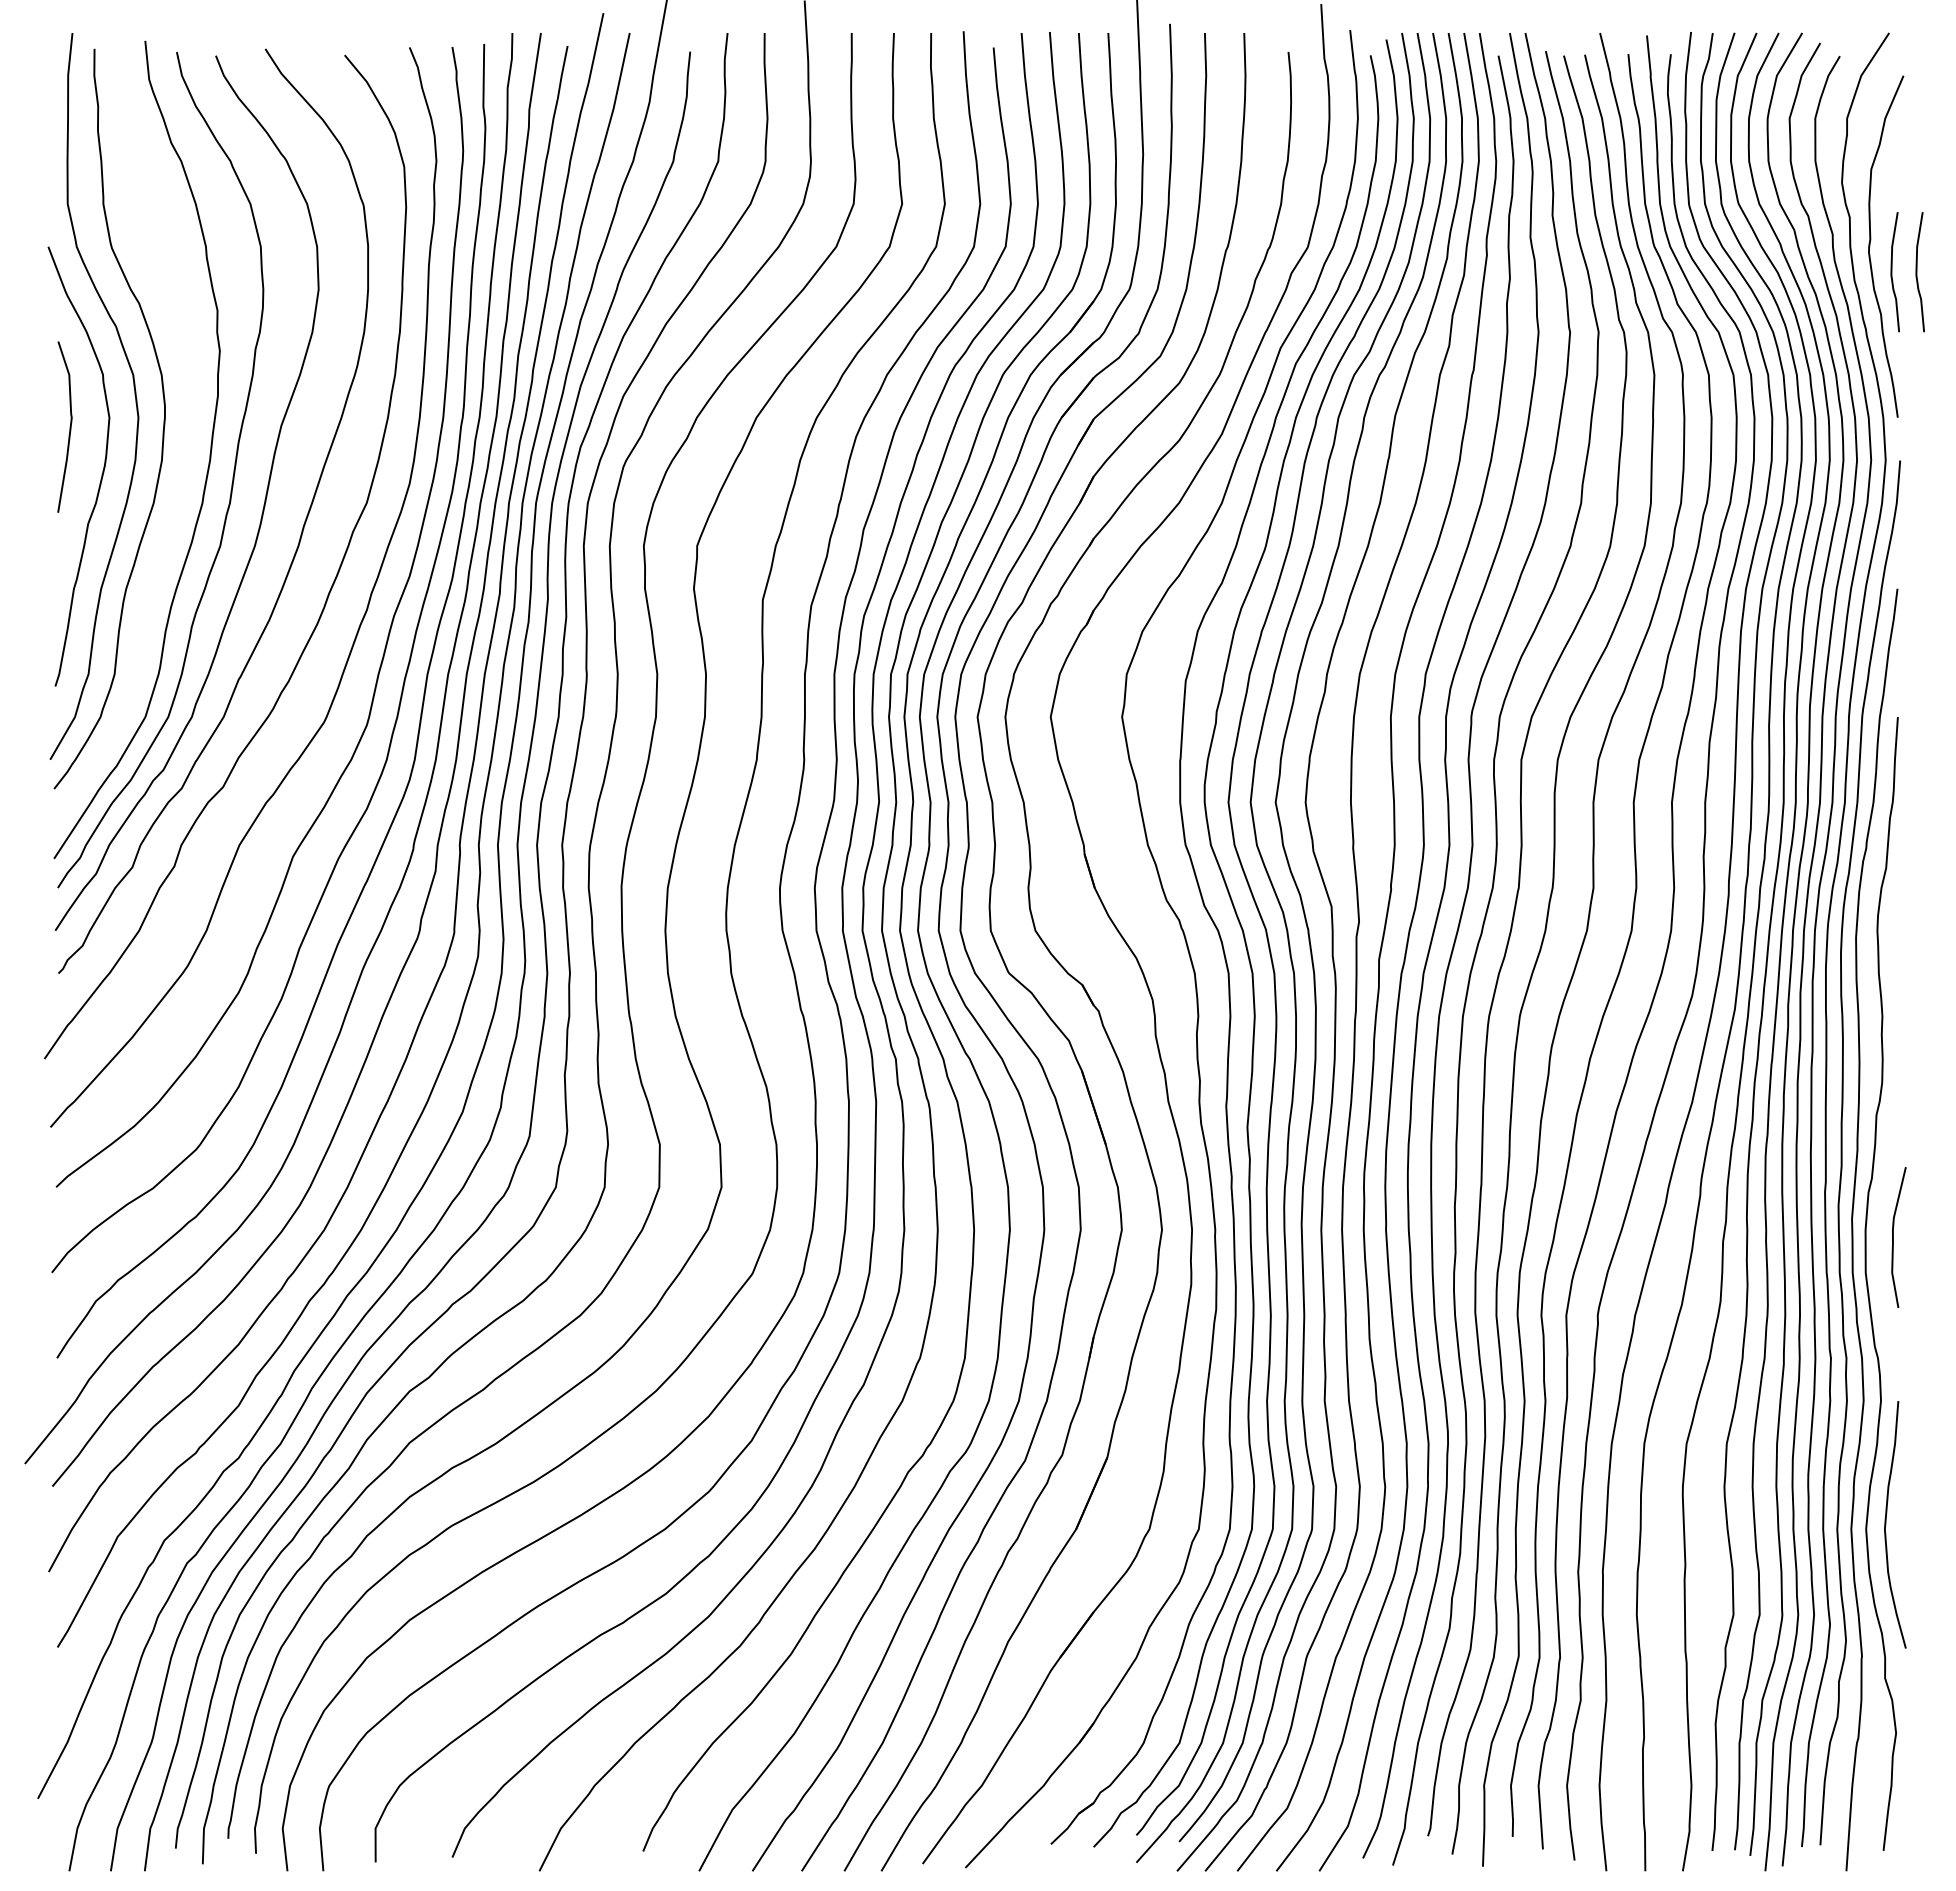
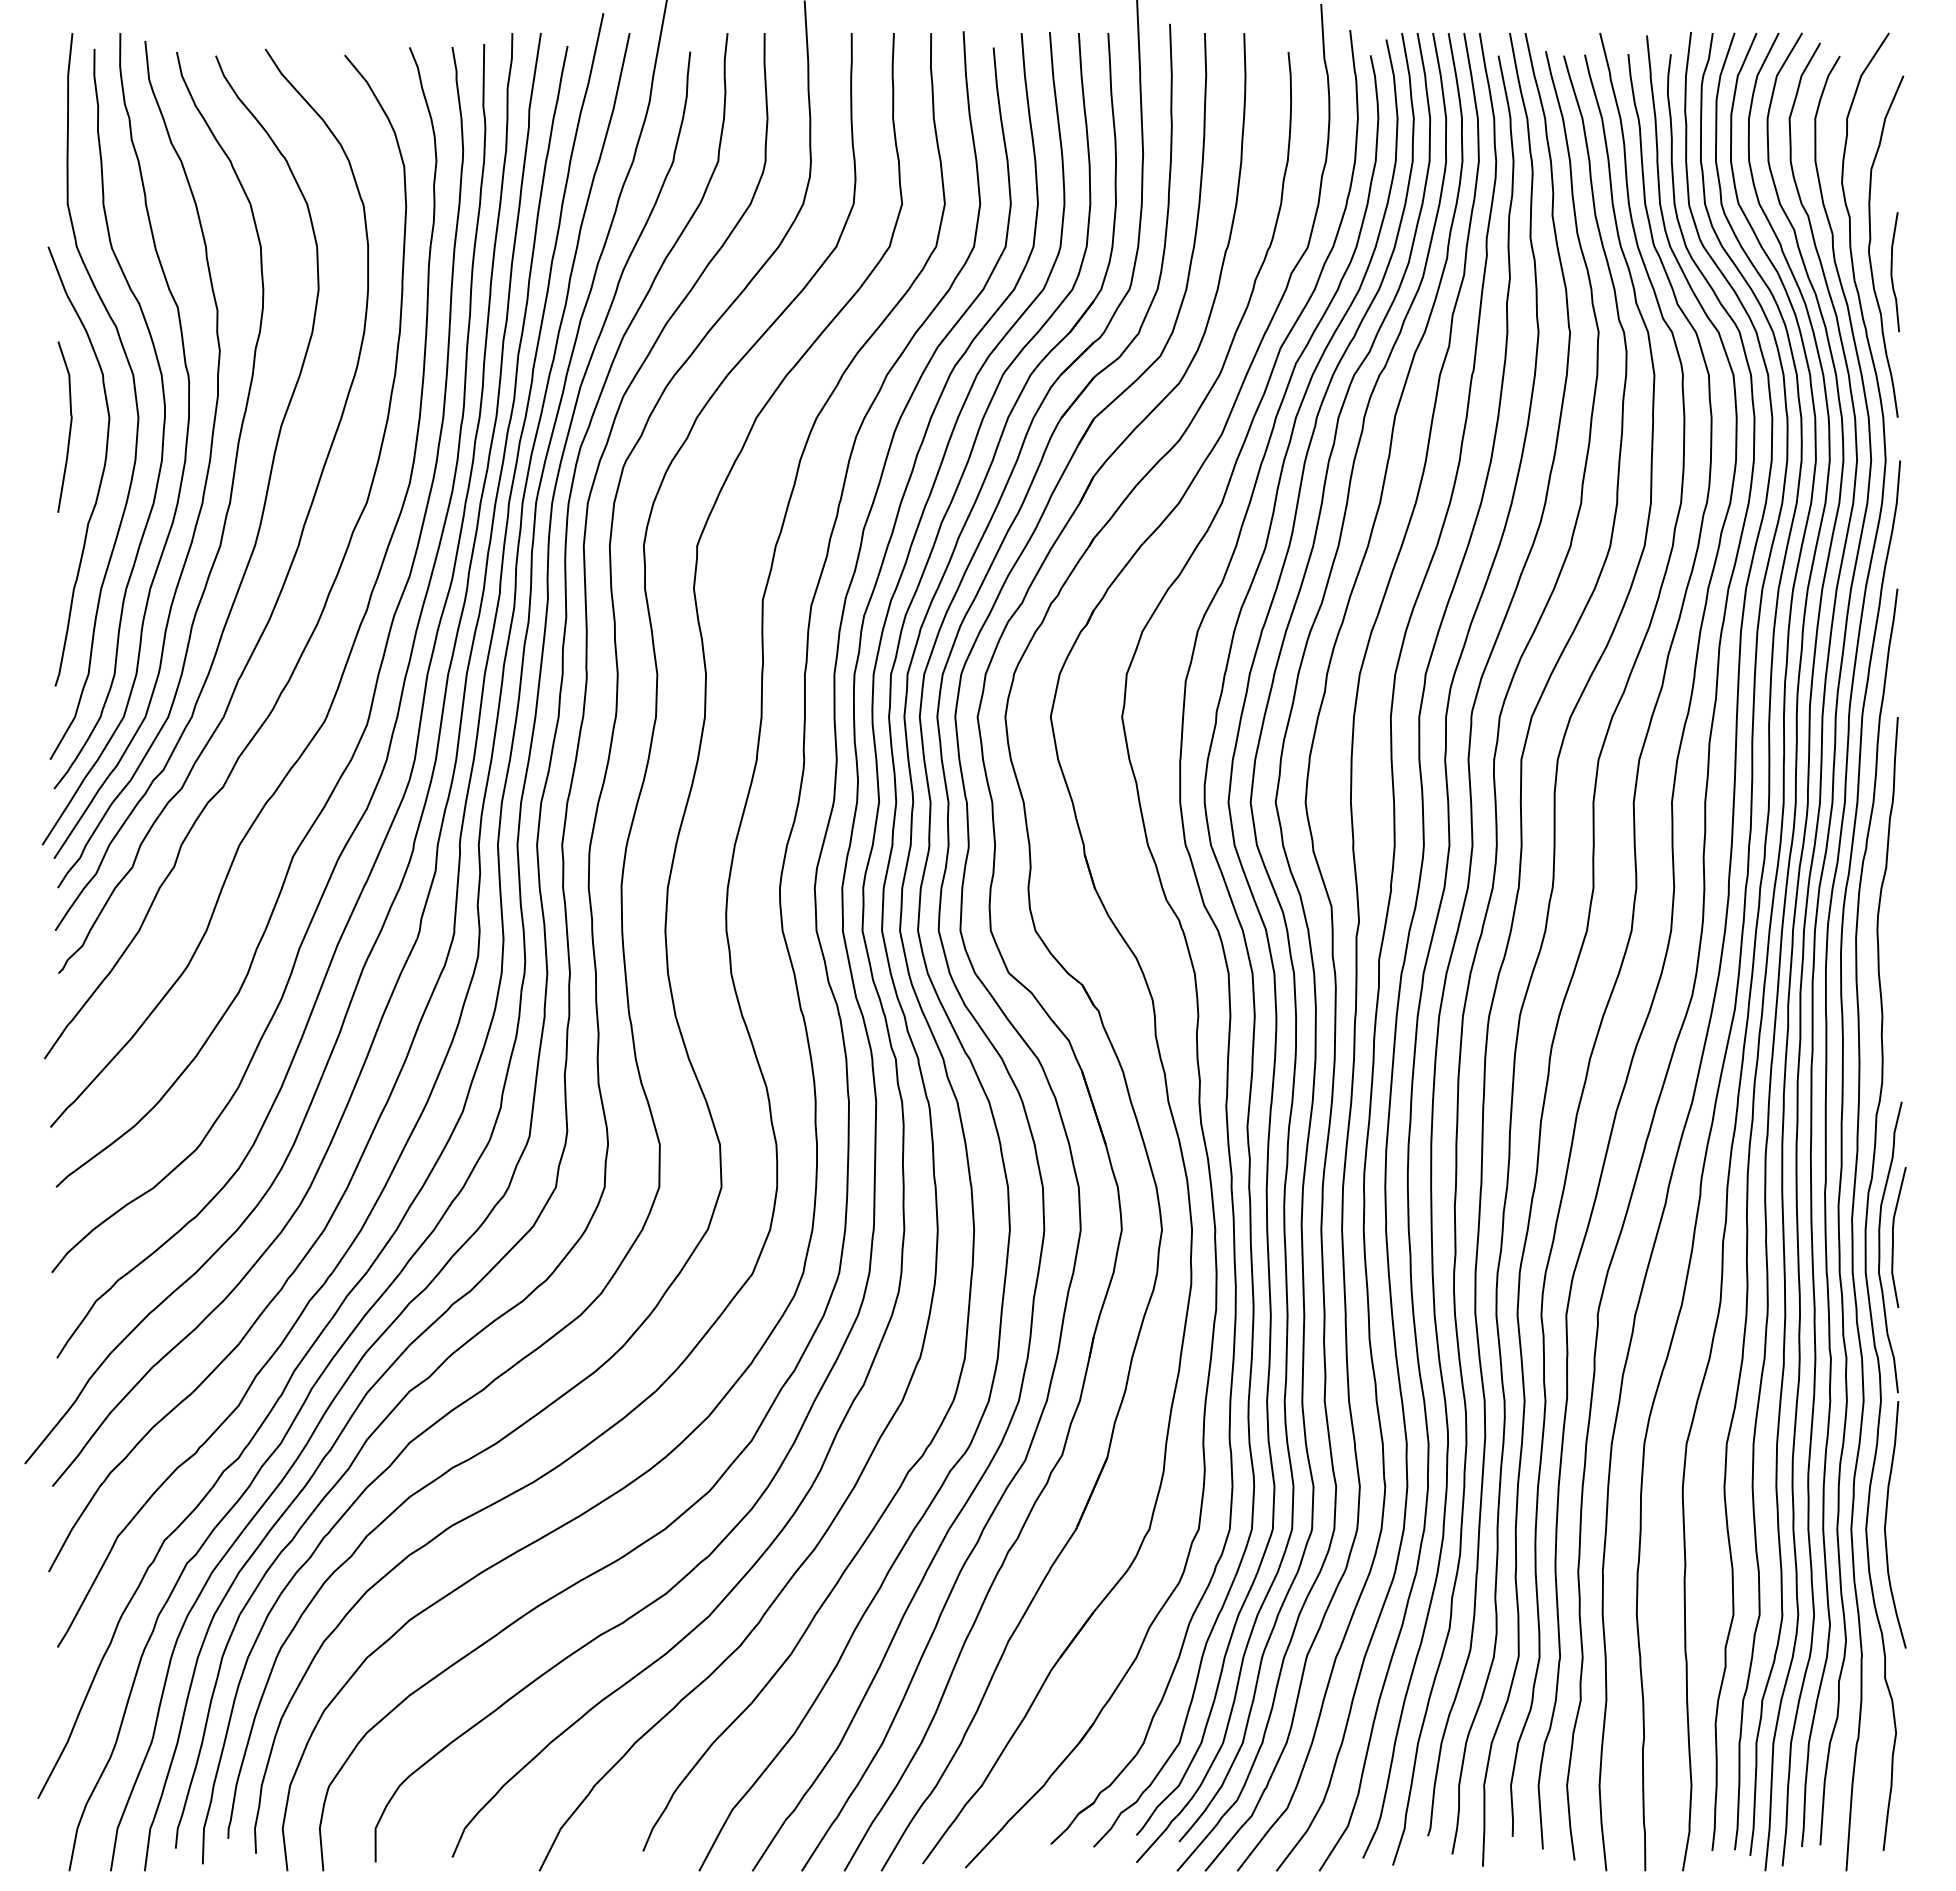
curve: present -> none (1917, 272)
curve: none -> present (185, 441)
curve: none -> present (1880, 1247)
